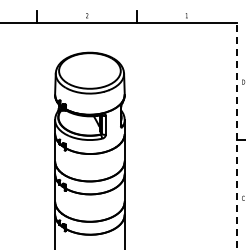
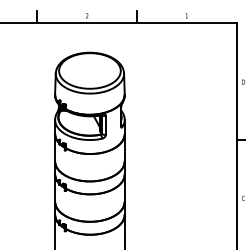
line: dashed -> solid (236, 136)
